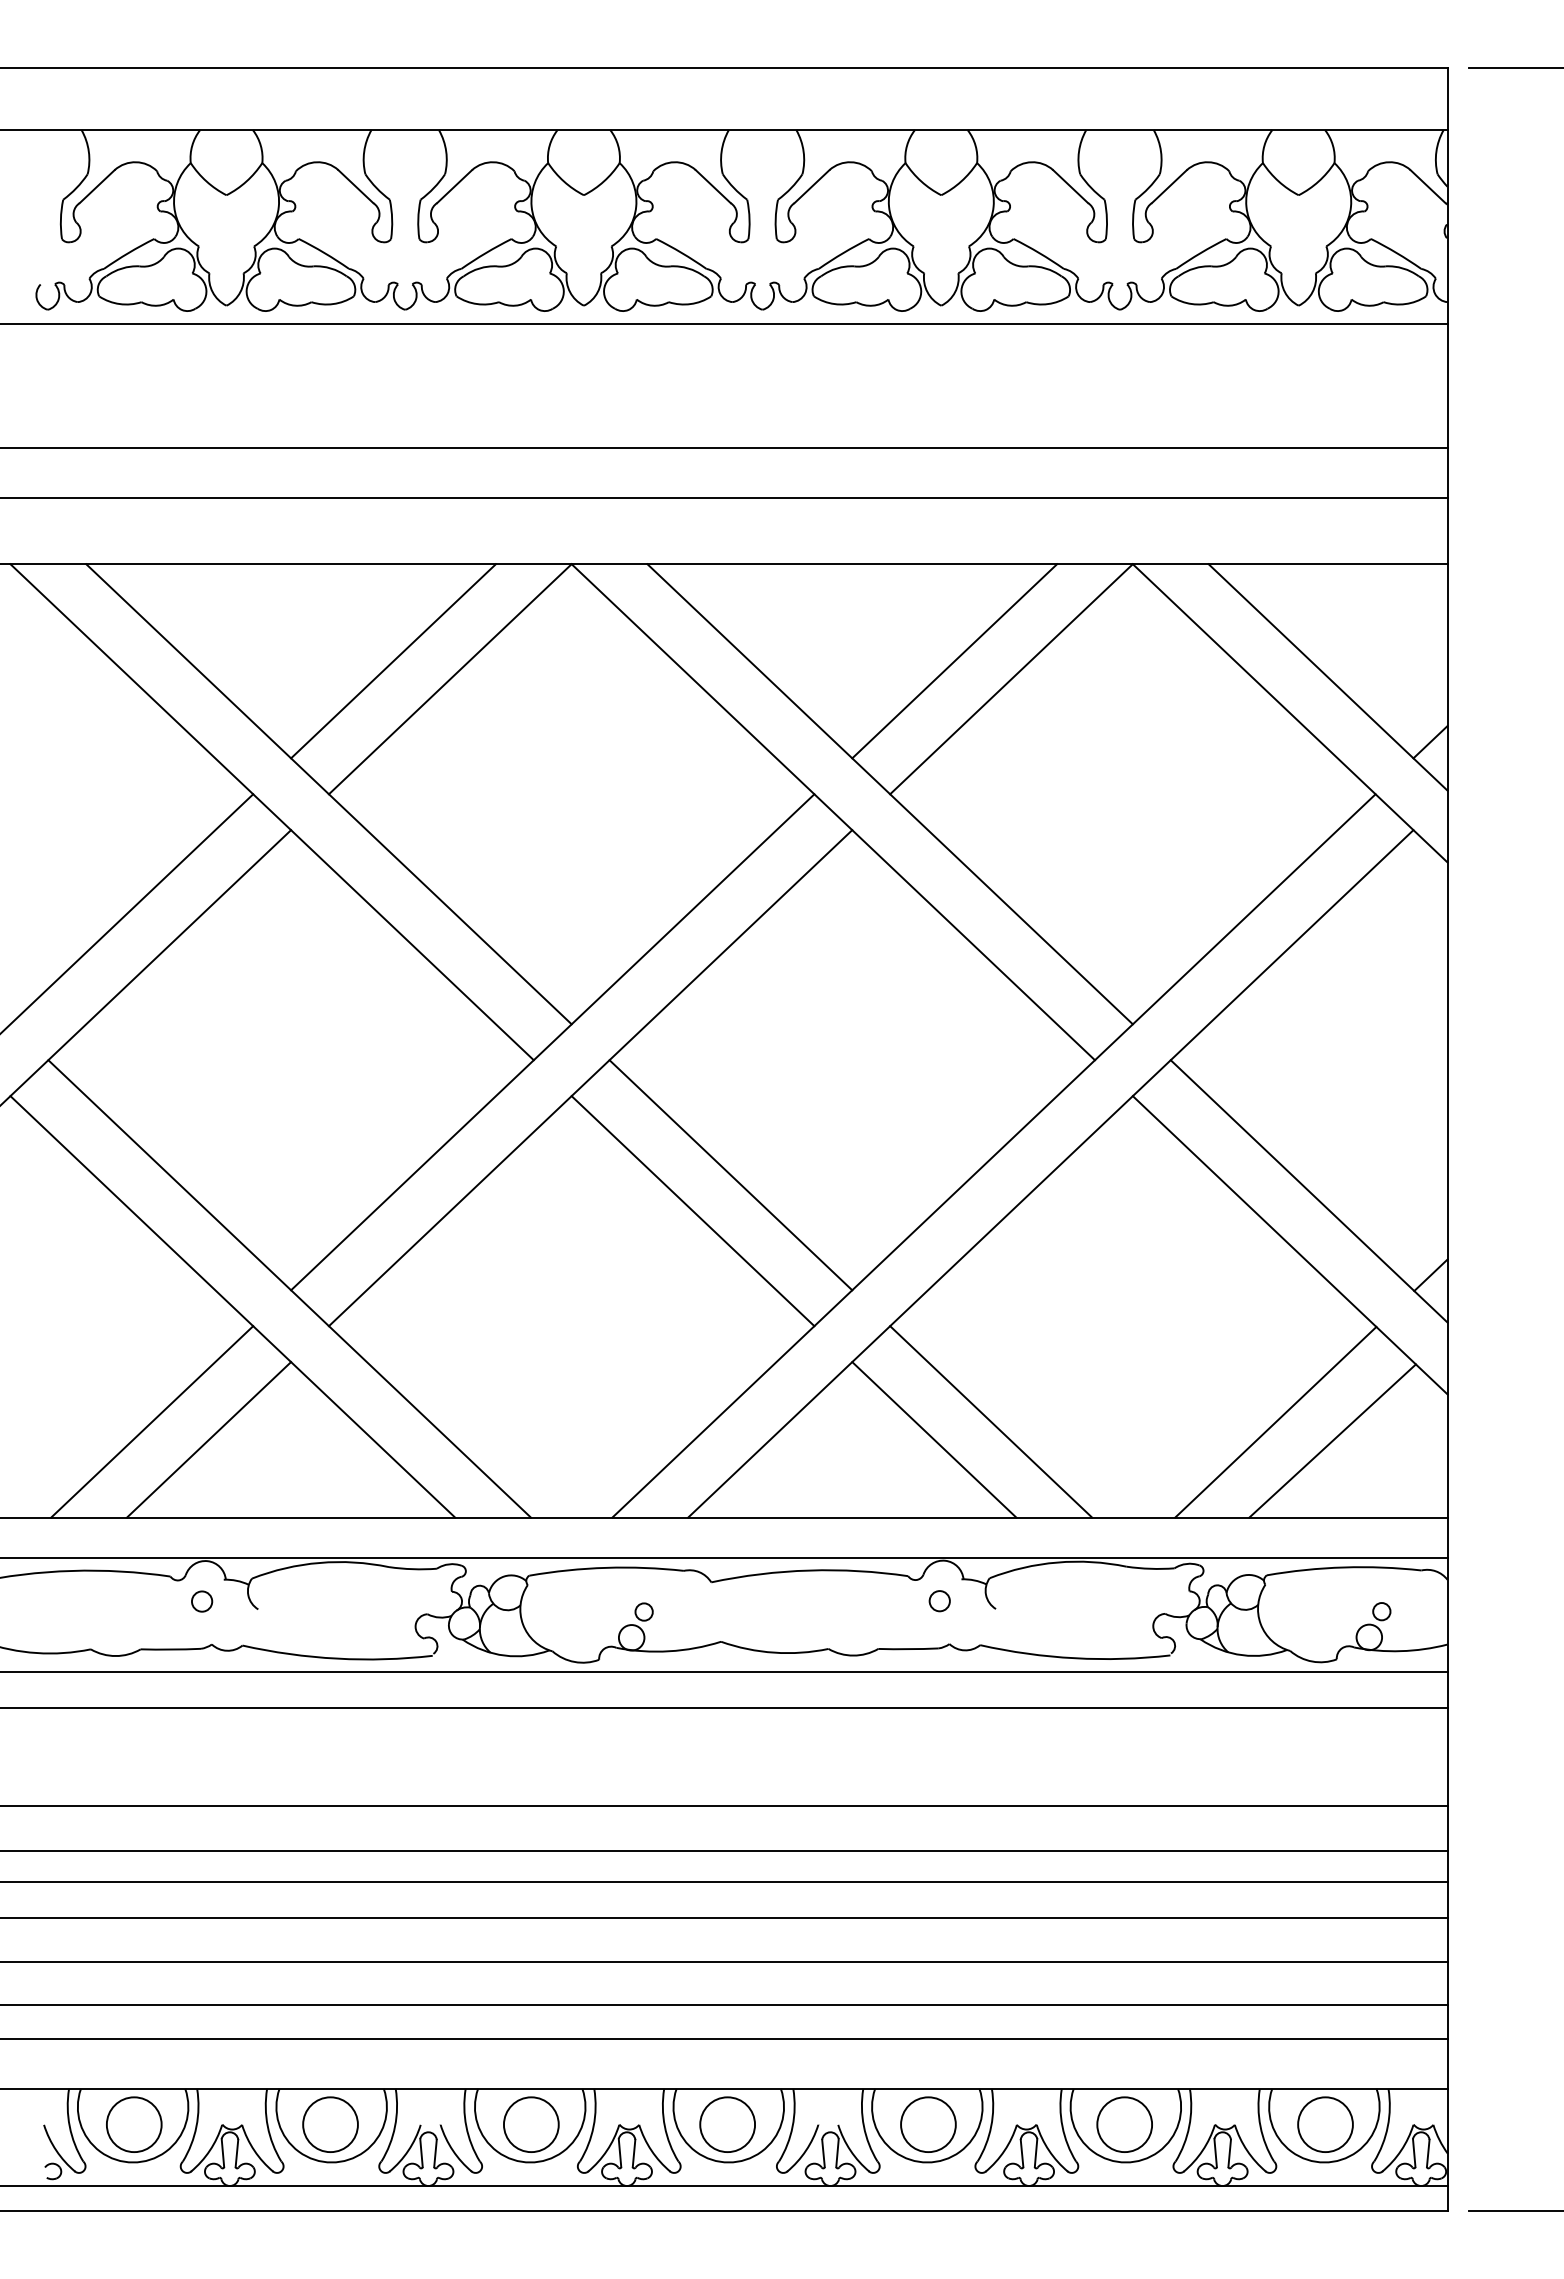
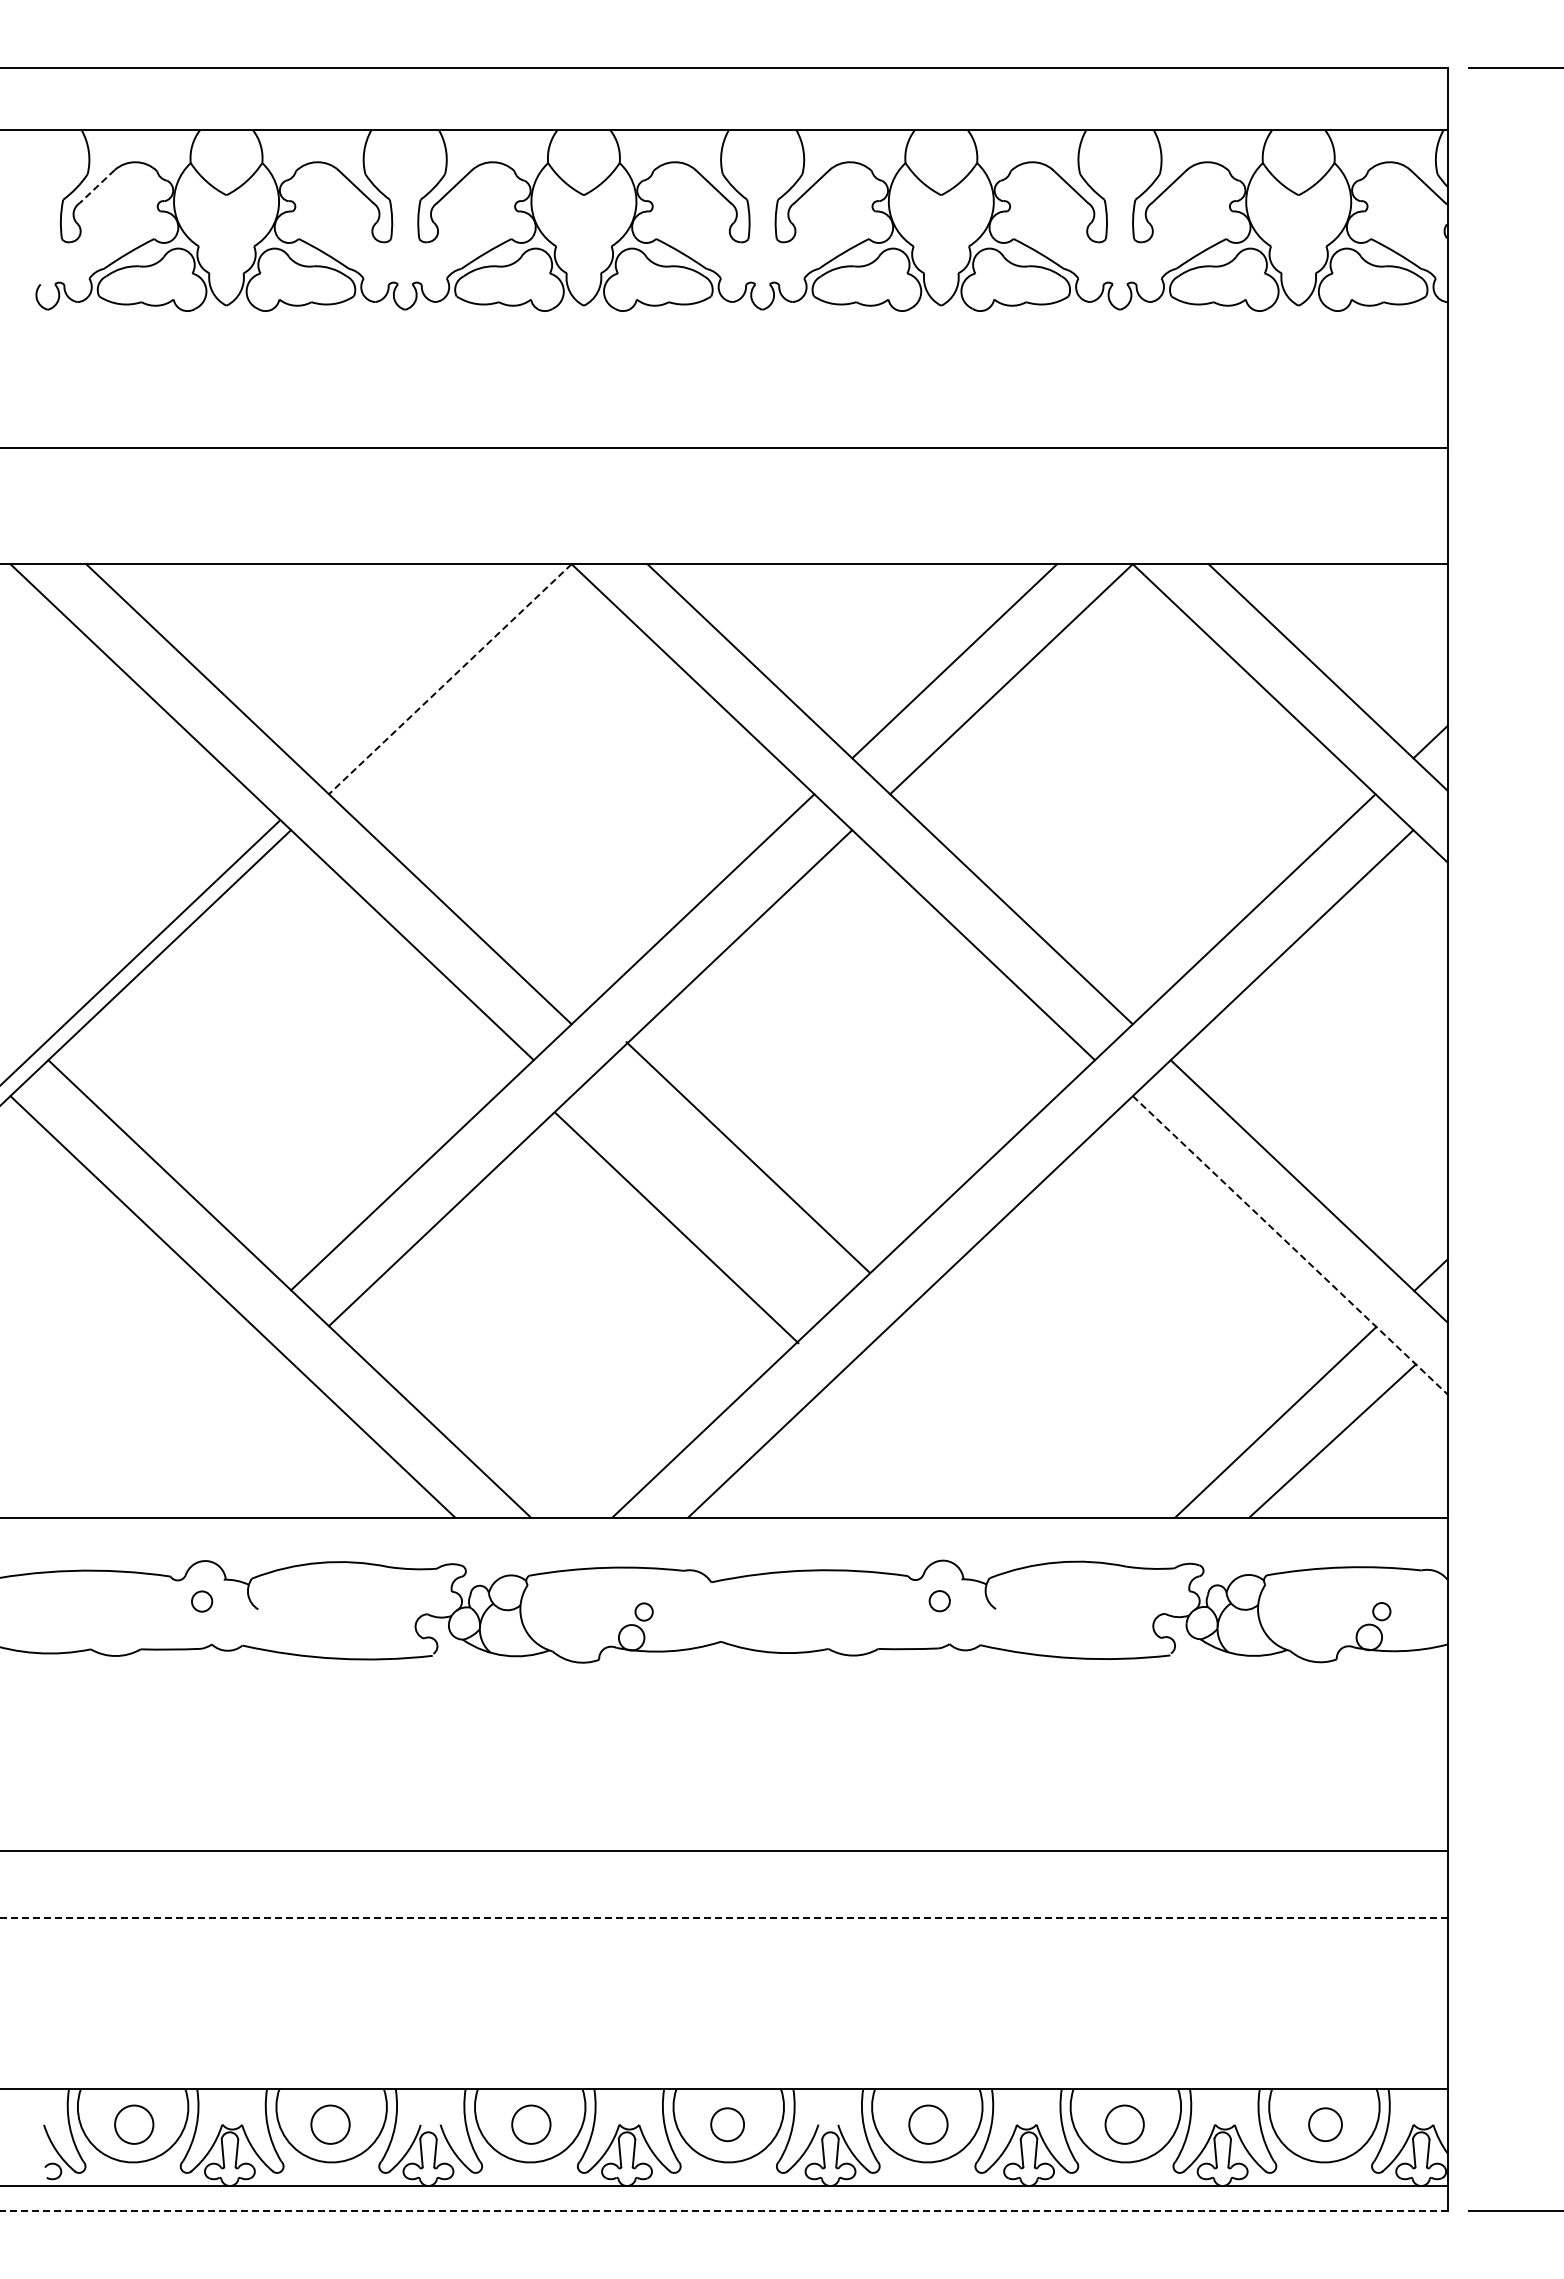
line: solid -> dashed (97, 186)
line: present -> none (724, 323)
line: present -> none (724, 497)
line: present -> none (393, 661)
line: solid -> dashed (449, 679)
line position: (127, 913) -> (140, 952) (140, 952)
line position: (730, 1175) -> (747, 1157) (747, 1157)
line position: (692, 1211) -> (676, 1228) (676, 1228)
line: solid -> dashed (1290, 1245)
line: present -> none (152, 1421)
line: present -> none (991, 1421)
line: present -> none (209, 1439)
line: present -> none (934, 1439)
line: present -> none (724, 1558)
line: present -> none (724, 1672)
line: present -> none (724, 1708)
line: present -> none (724, 1806)
line: present -> none (724, 1882)
line: solid -> dashed (724, 1917)
line: present -> none (724, 1961)
line: present -> none (724, 2004)
line: present -> none (724, 2039)
circle diameter: 55 px -> 38 px (134, 2124)
circle diameter: 55 px -> 38 px (330, 2124)
circle diameter: 55 px -> 38 px (531, 2124)
circle diameter: 55 px -> 33 px (727, 2124)
circle diameter: 55 px -> 38 px (928, 2124)
circle diameter: 55 px -> 38 px (1124, 2124)
circle diameter: 55 px -> 33 px (1325, 2124)
line: solid -> dashed (723, 2210)
